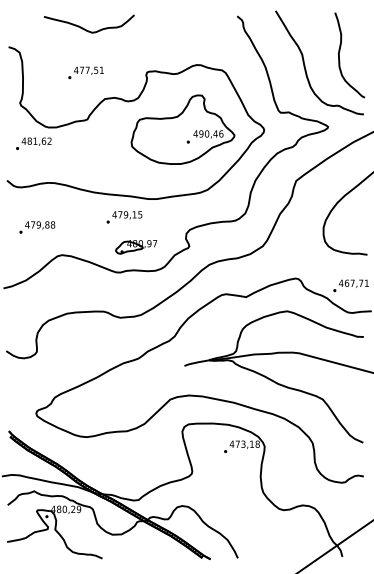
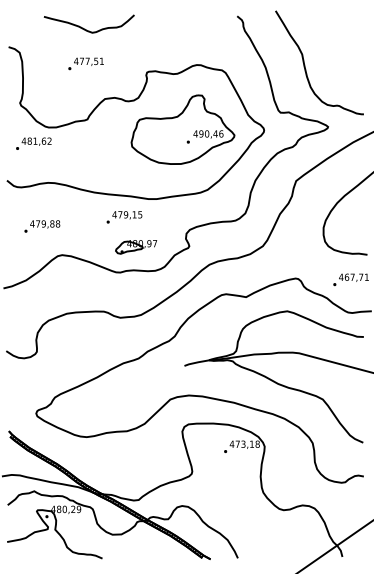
curve: present -> none (340, 51)
text position: (85, 72) -> (85, 63) (85, 63)
text position: (37, 227) -> (42, 226) (42, 226)
text position: (350, 285) -> (350, 279) (350, 279)
